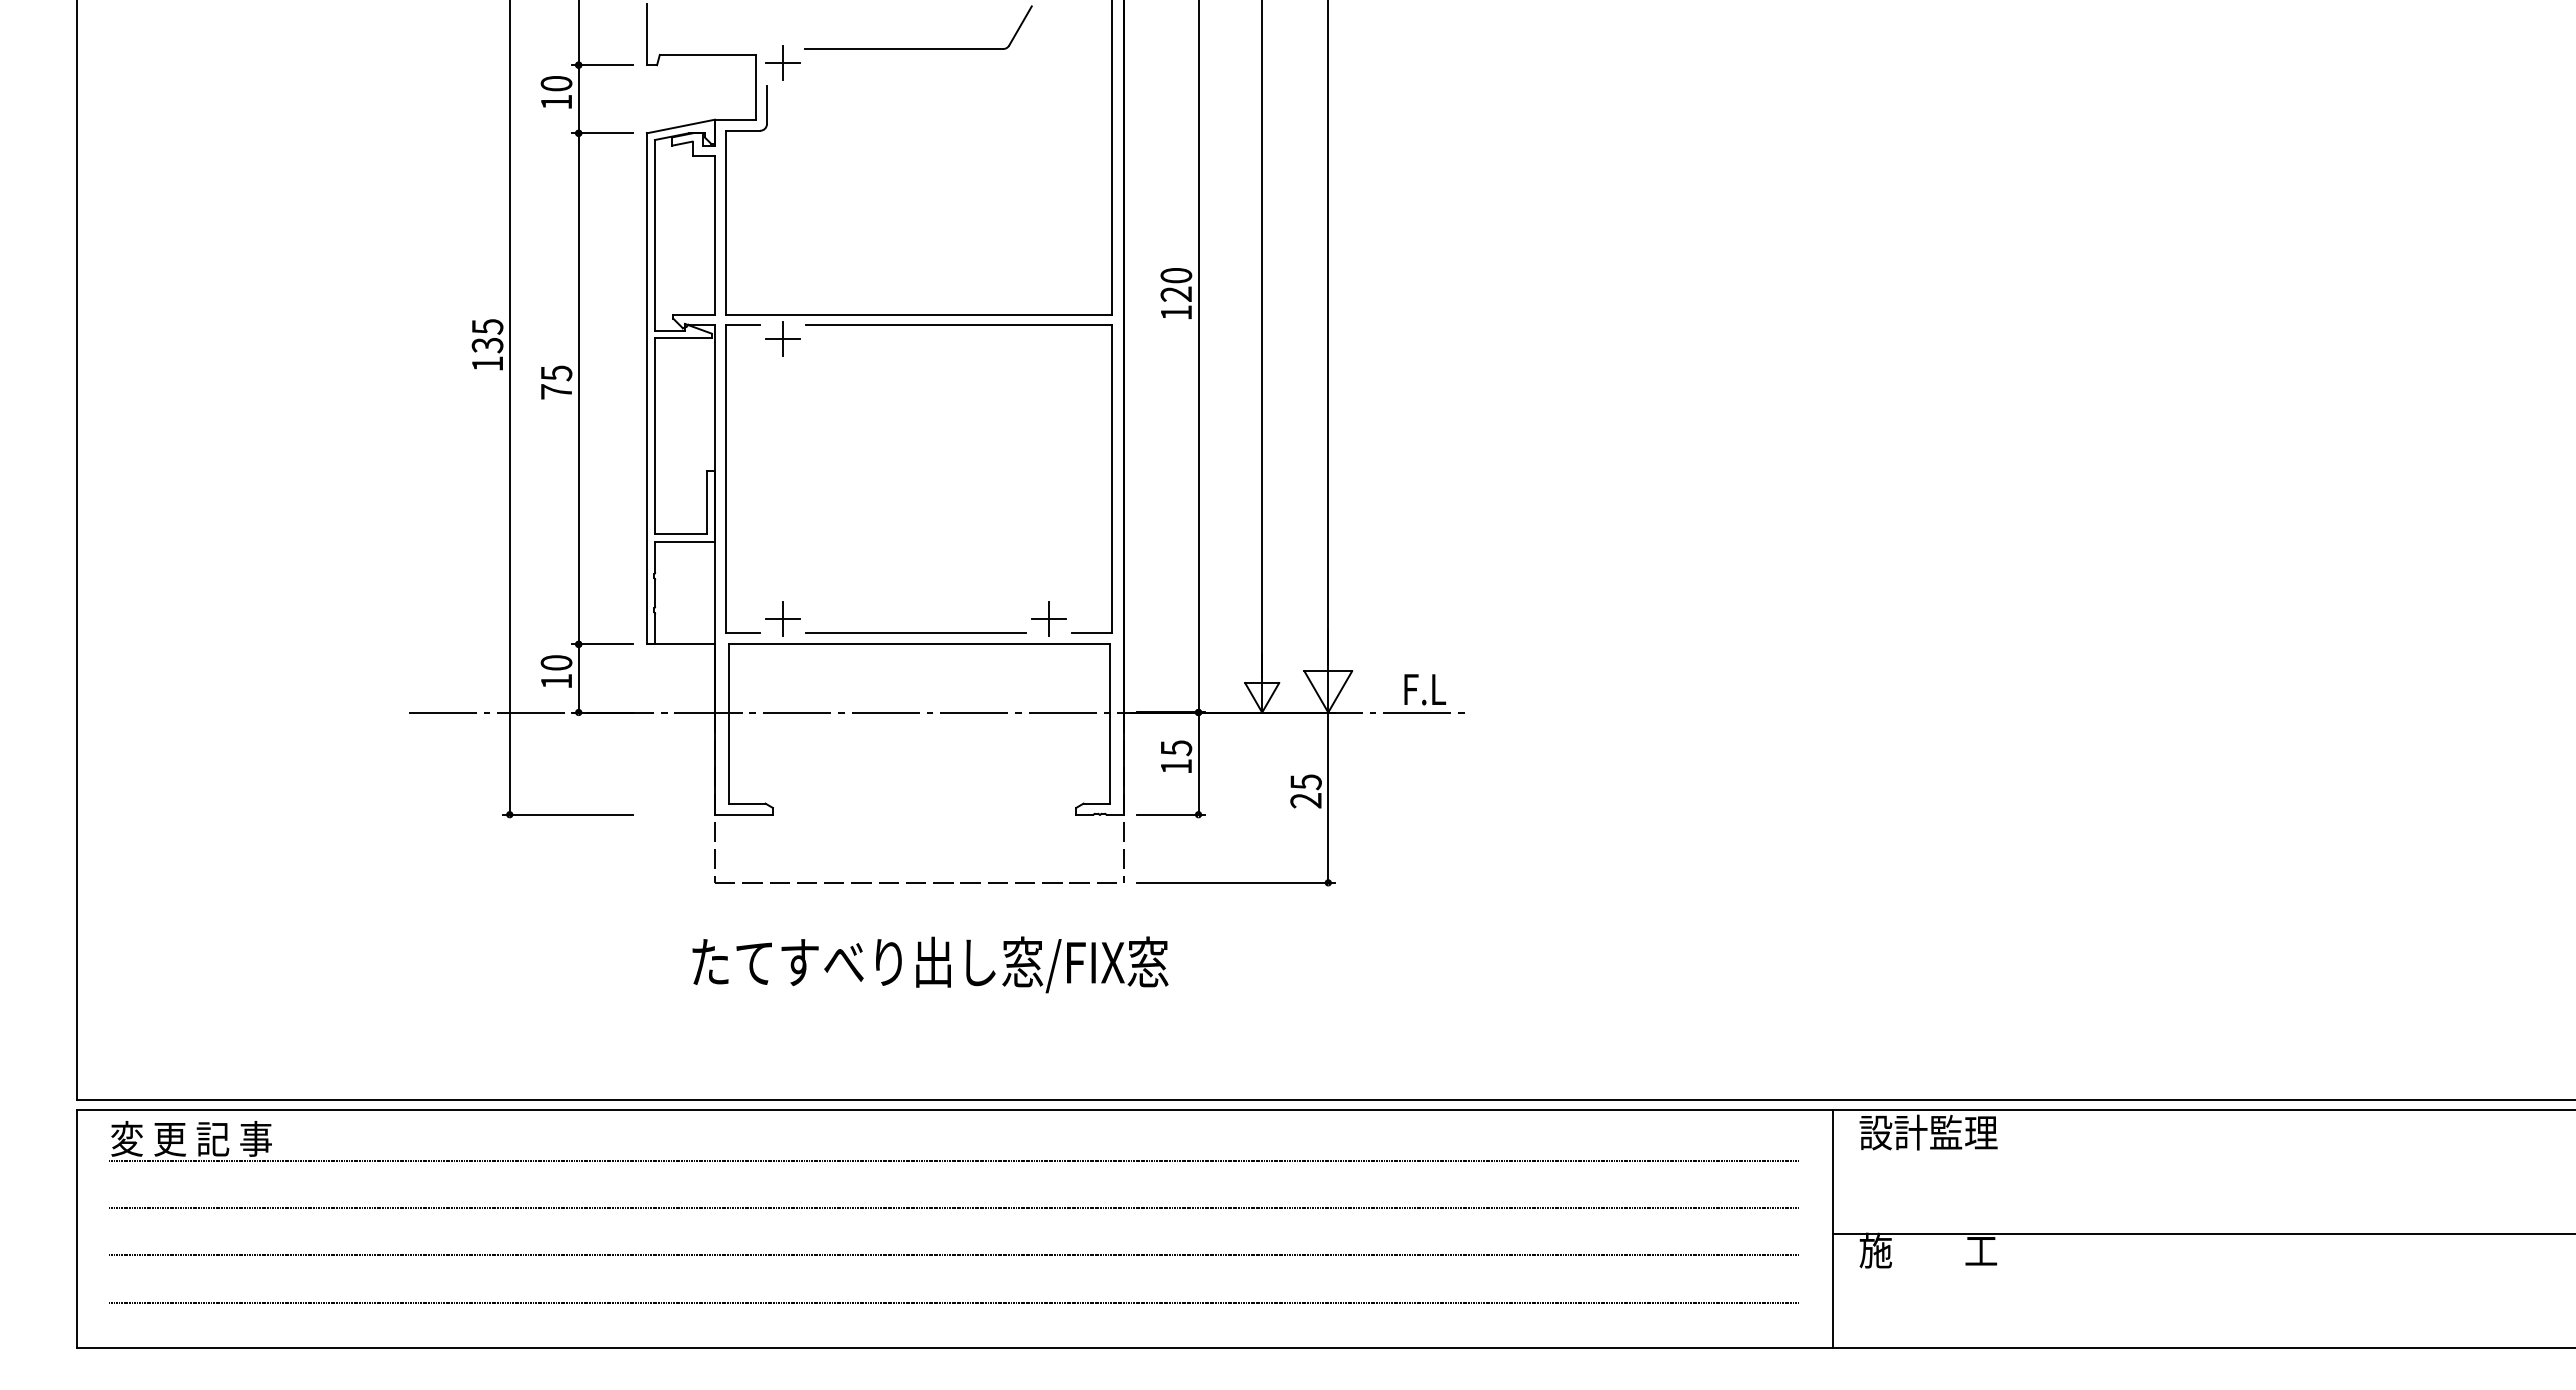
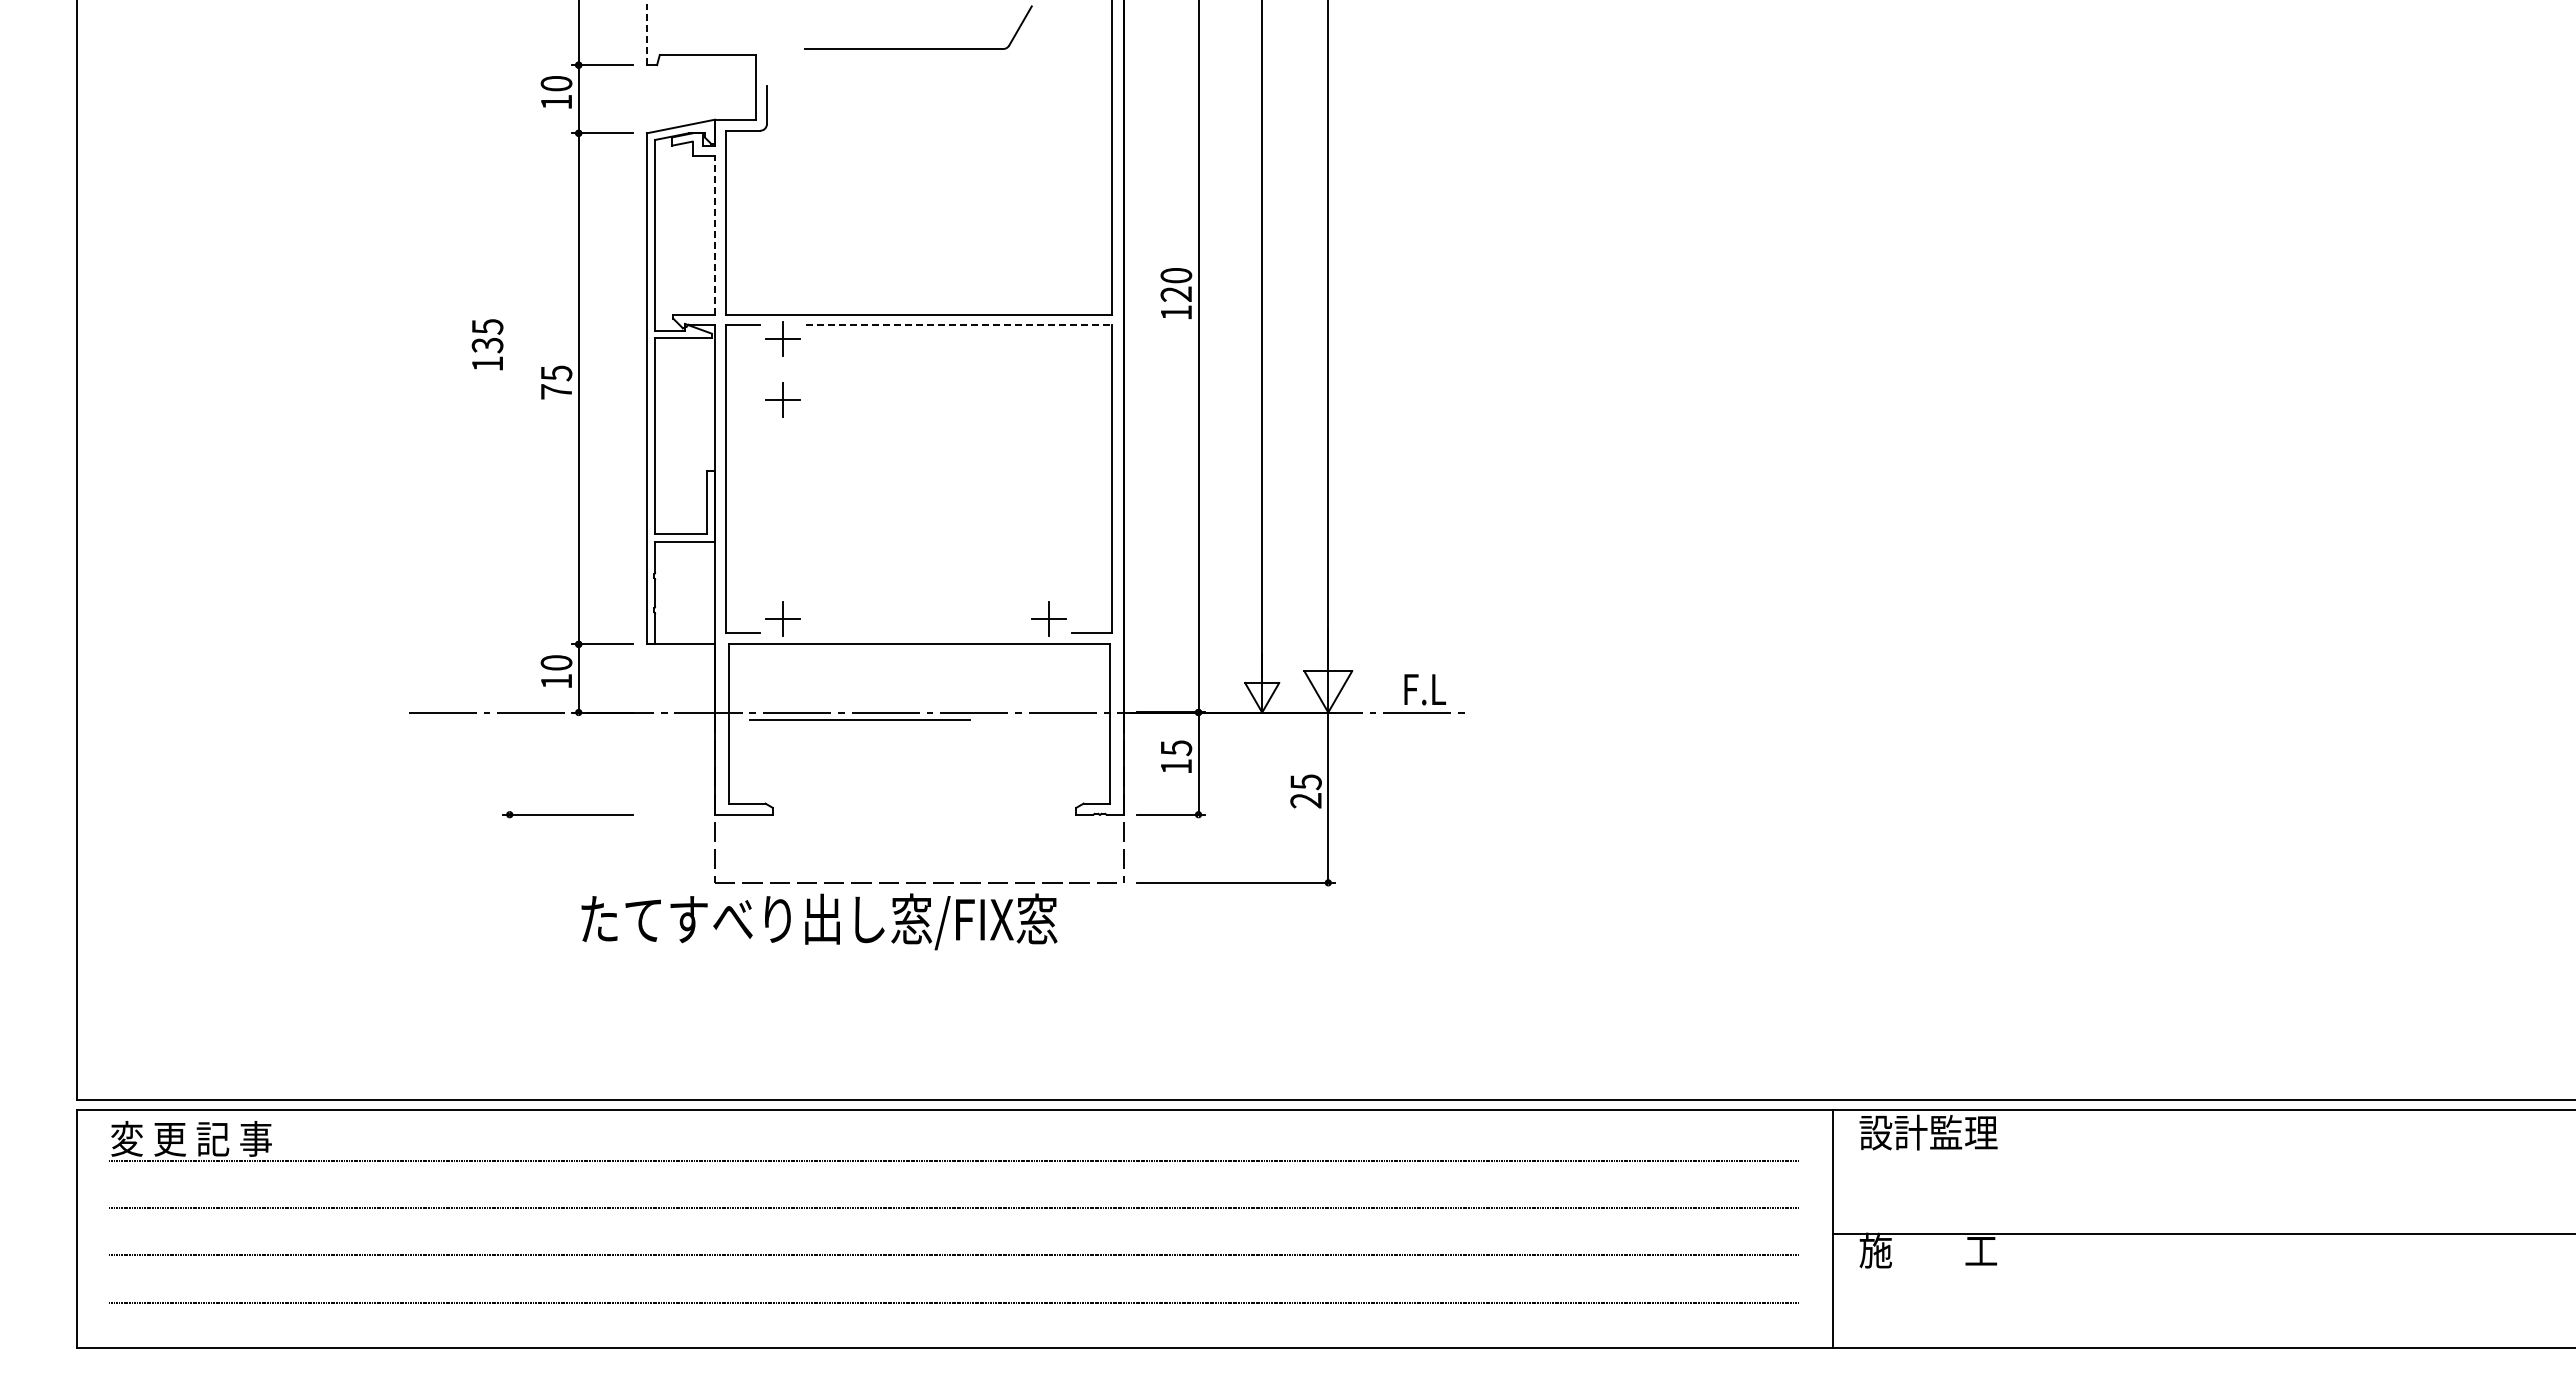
line: solid -> dashed (646, 34)
part position: (782, 62) -> (782, 399) (782, 399)
line: solid -> dashed (715, 234)
line: solid -> dashed (958, 324)
line: present -> none (509, 408)
line position: (915, 632) -> (859, 719) (859, 719)
text position: (930, 964) -> (819, 921) (819, 921)
